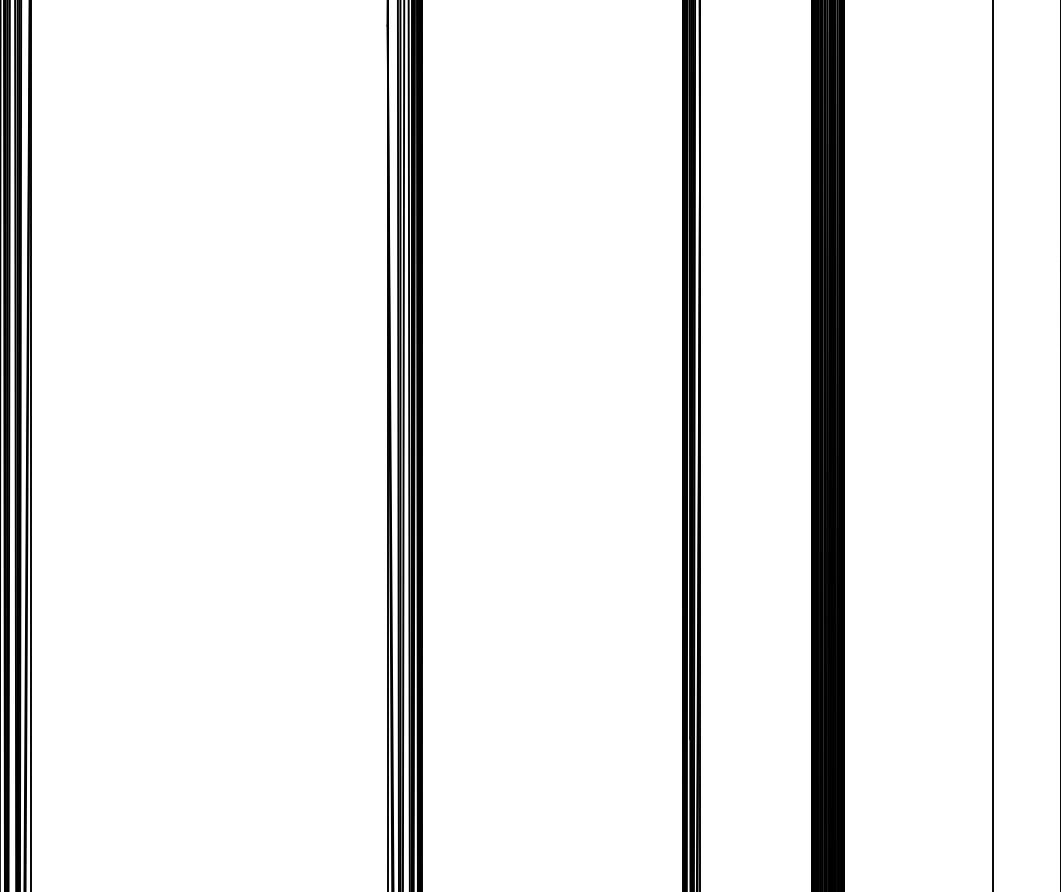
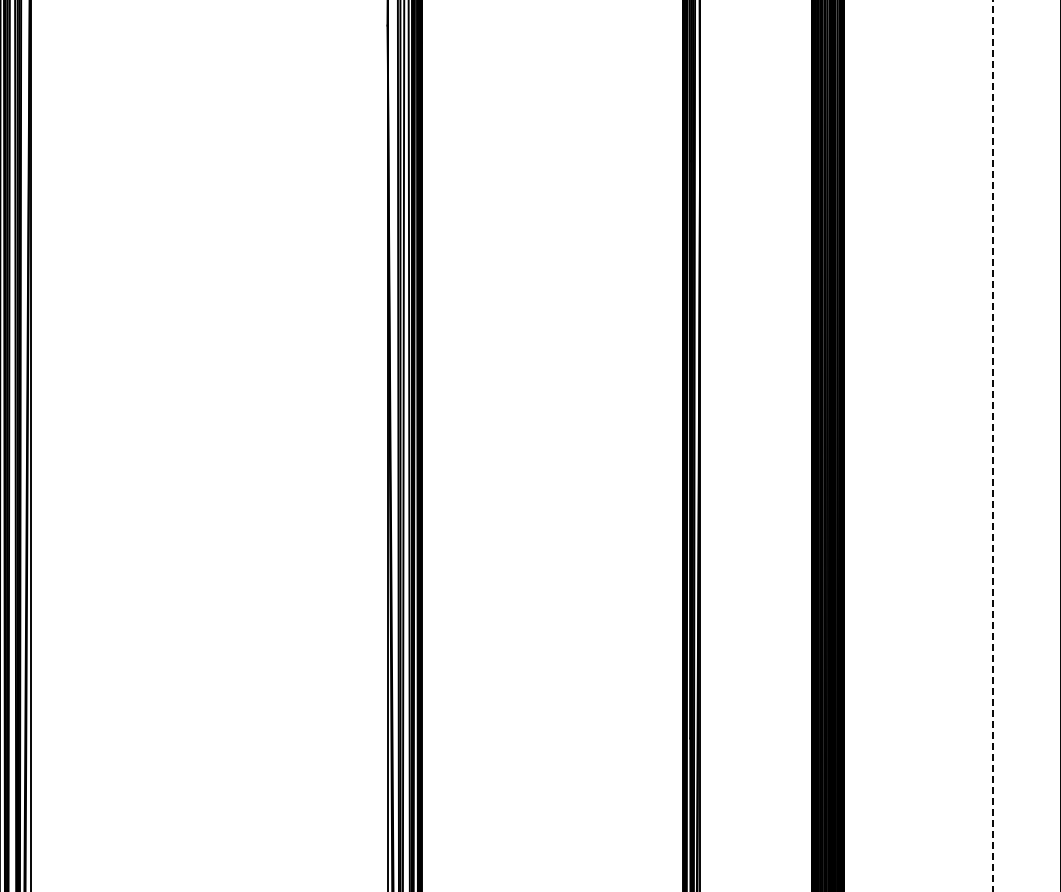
line: solid -> dashed (993, 446)
